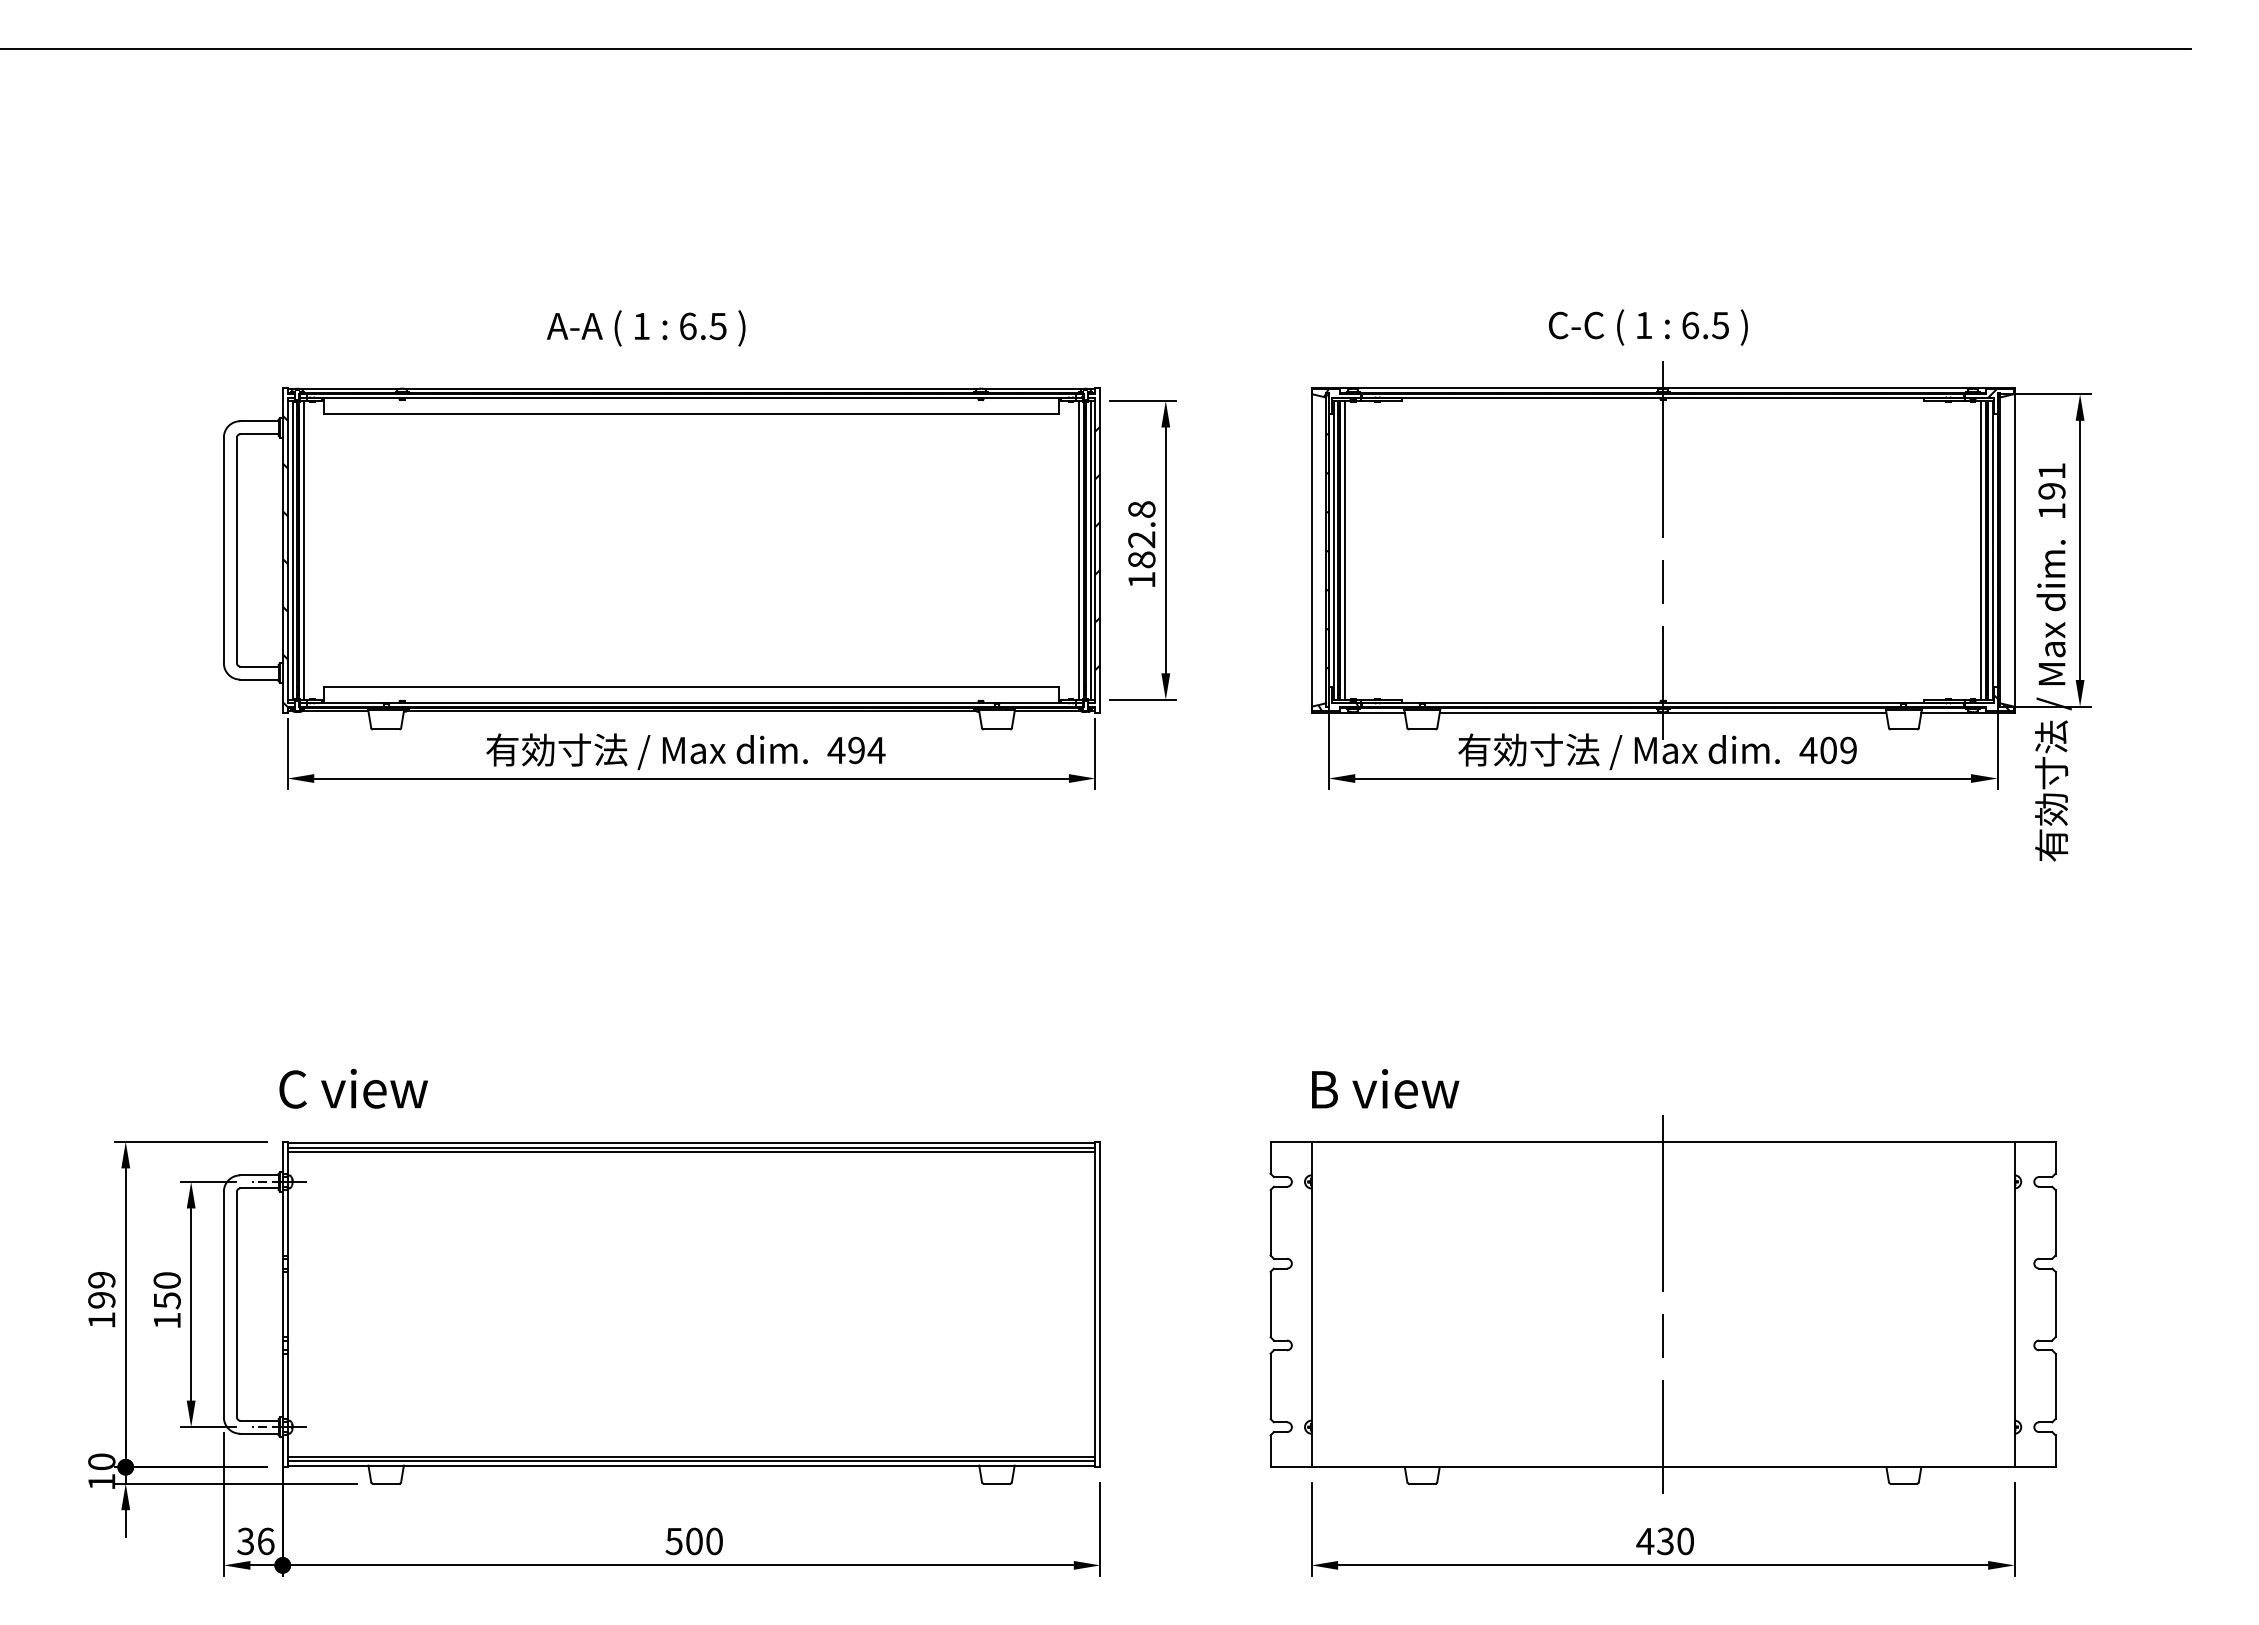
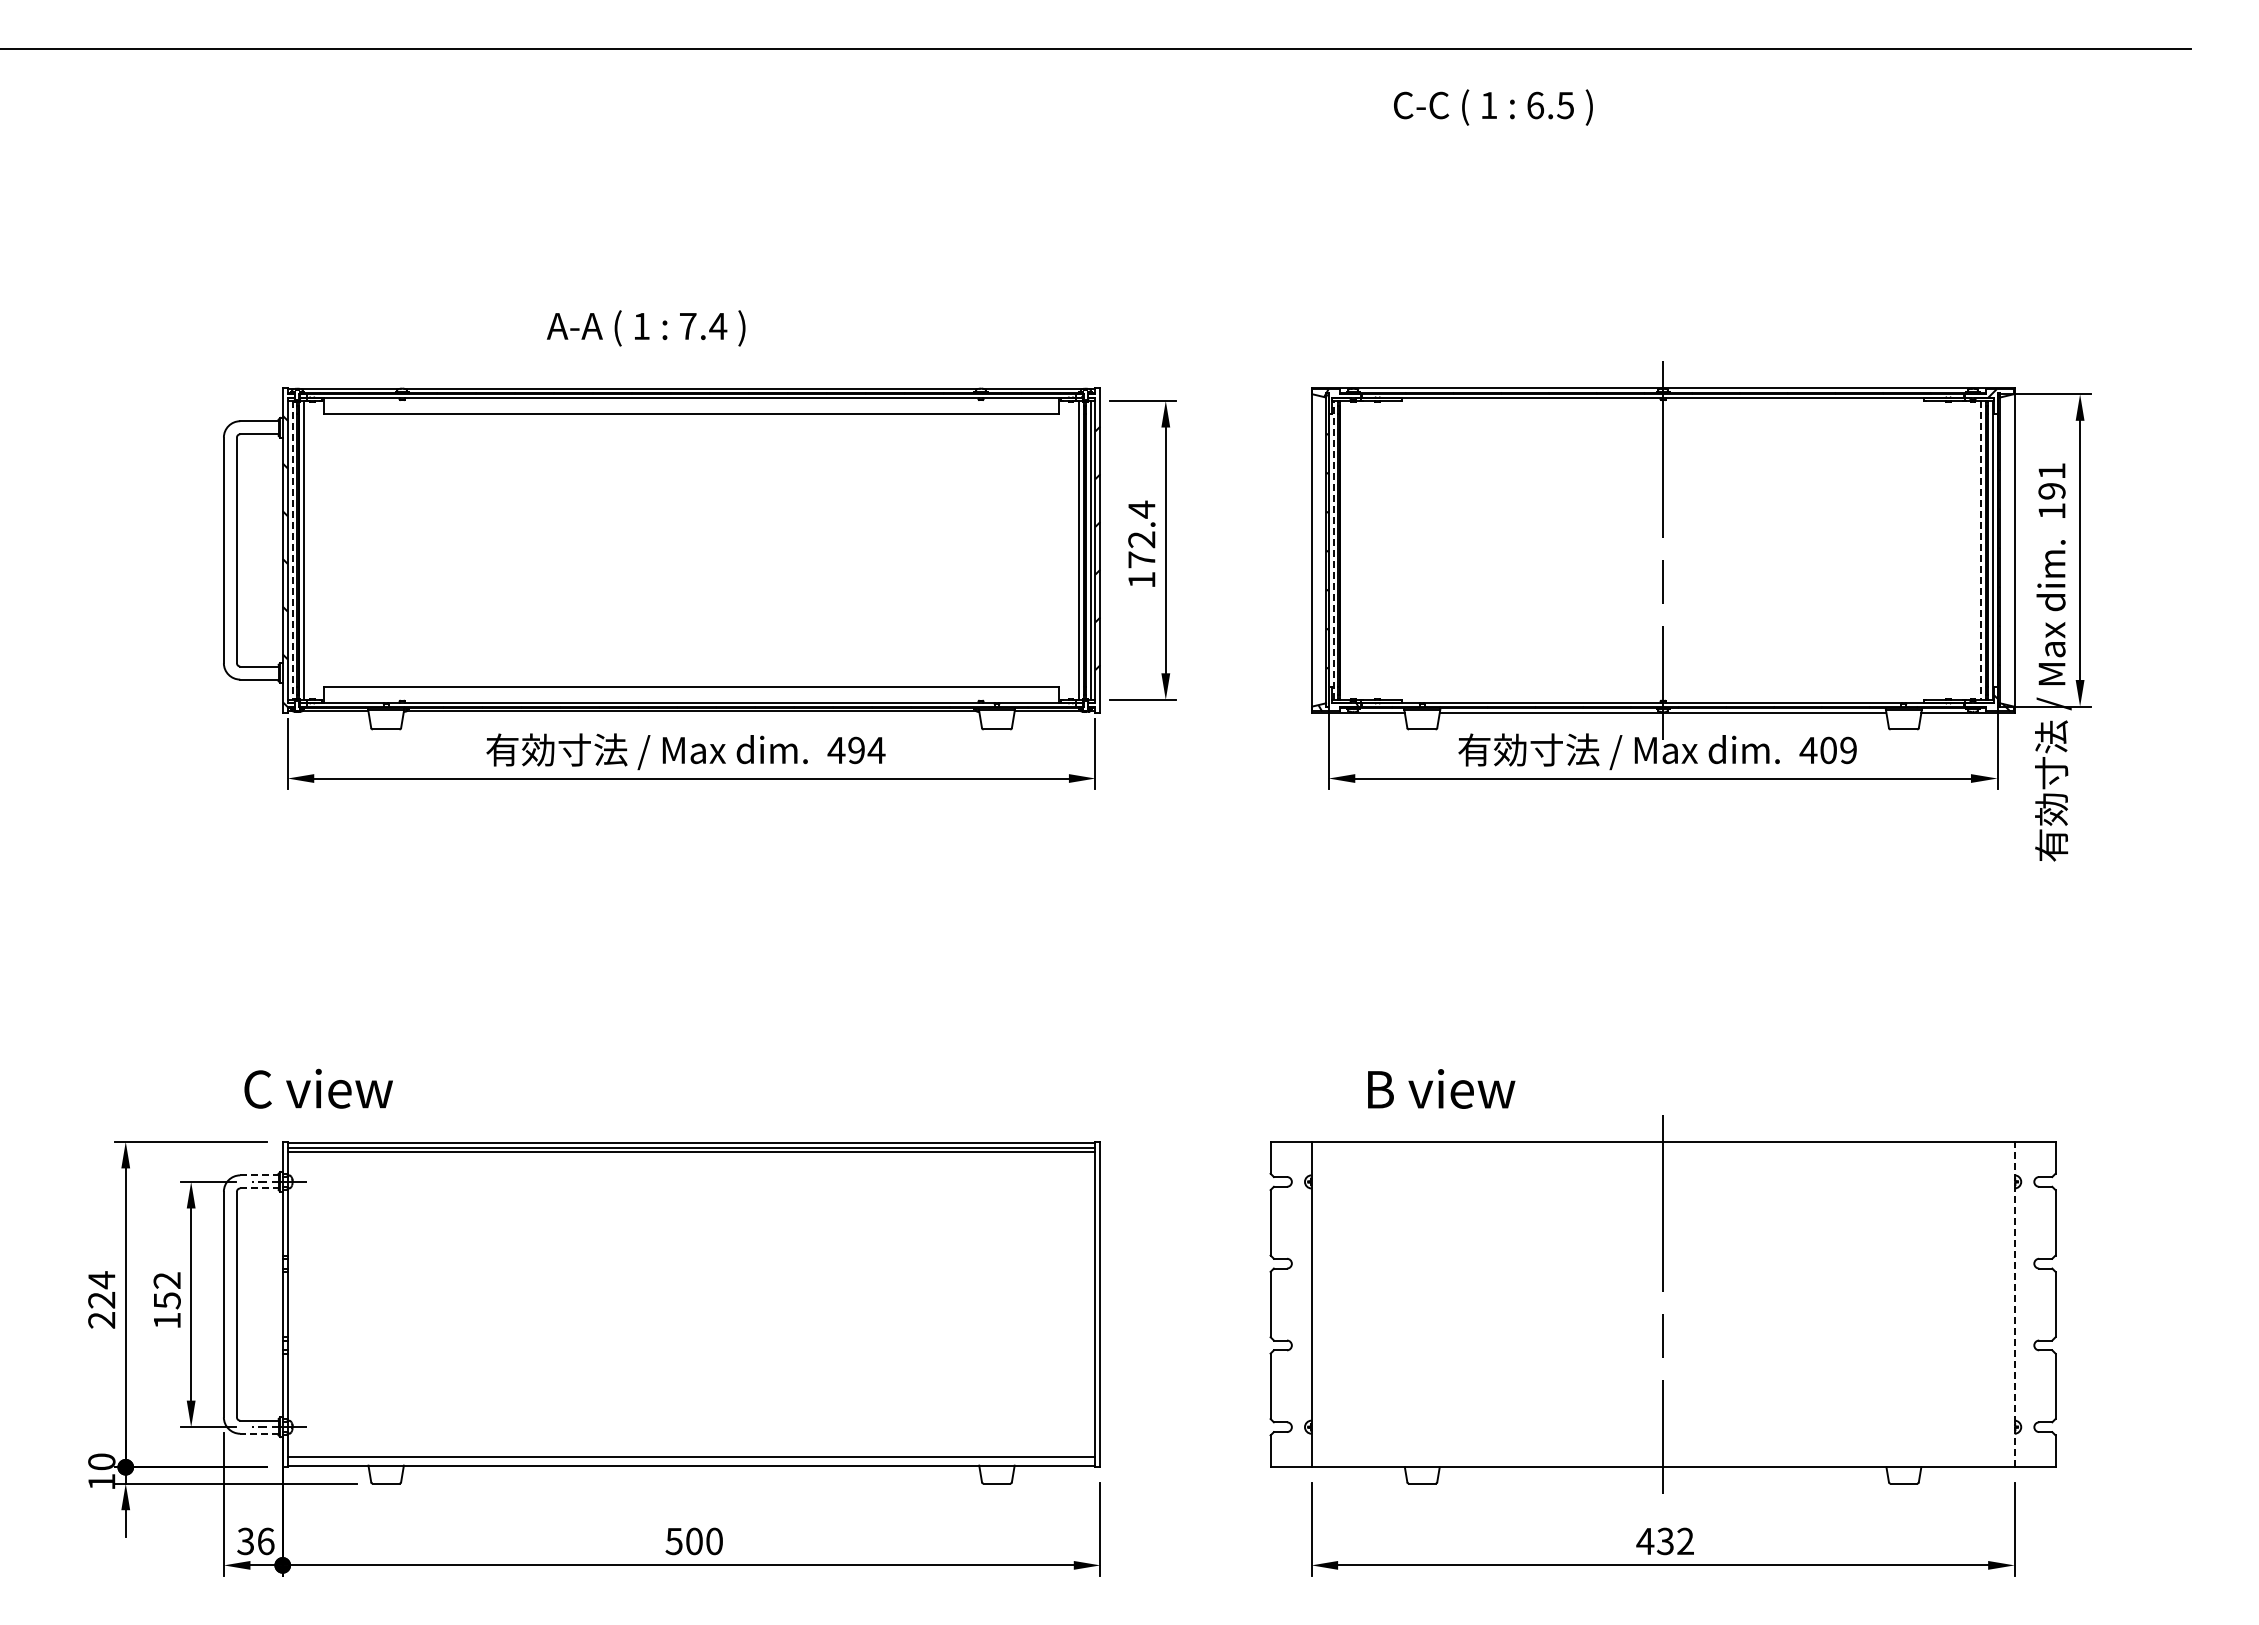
text: 6.5 -> 7.4 (703, 326)
text position: (1648, 327) -> (1493, 107) (1493, 107)
text: 182.8 -> 172.4 (1141, 534)
line: solid -> dashed (1333, 549)
line: present -> none (1345, 549)
line: solid -> dashed (292, 550)
line: solid -> dashed (1981, 550)
text position: (353, 1088) -> (318, 1088) (318, 1088)
text position: (1385, 1088) -> (1441, 1088) (1441, 1088)
line: solid -> dashed (259, 1175)
line: solid -> dashed (259, 1188)
text: 150 -> 152 (166, 1280)
text: 199 -> 224 (101, 1299)
line: solid -> dashed (2014, 1304)
line: solid -> dashed (258, 1433)
line: present -> none (691, 1460)
text: 430 -> 432 (1685, 1541)
